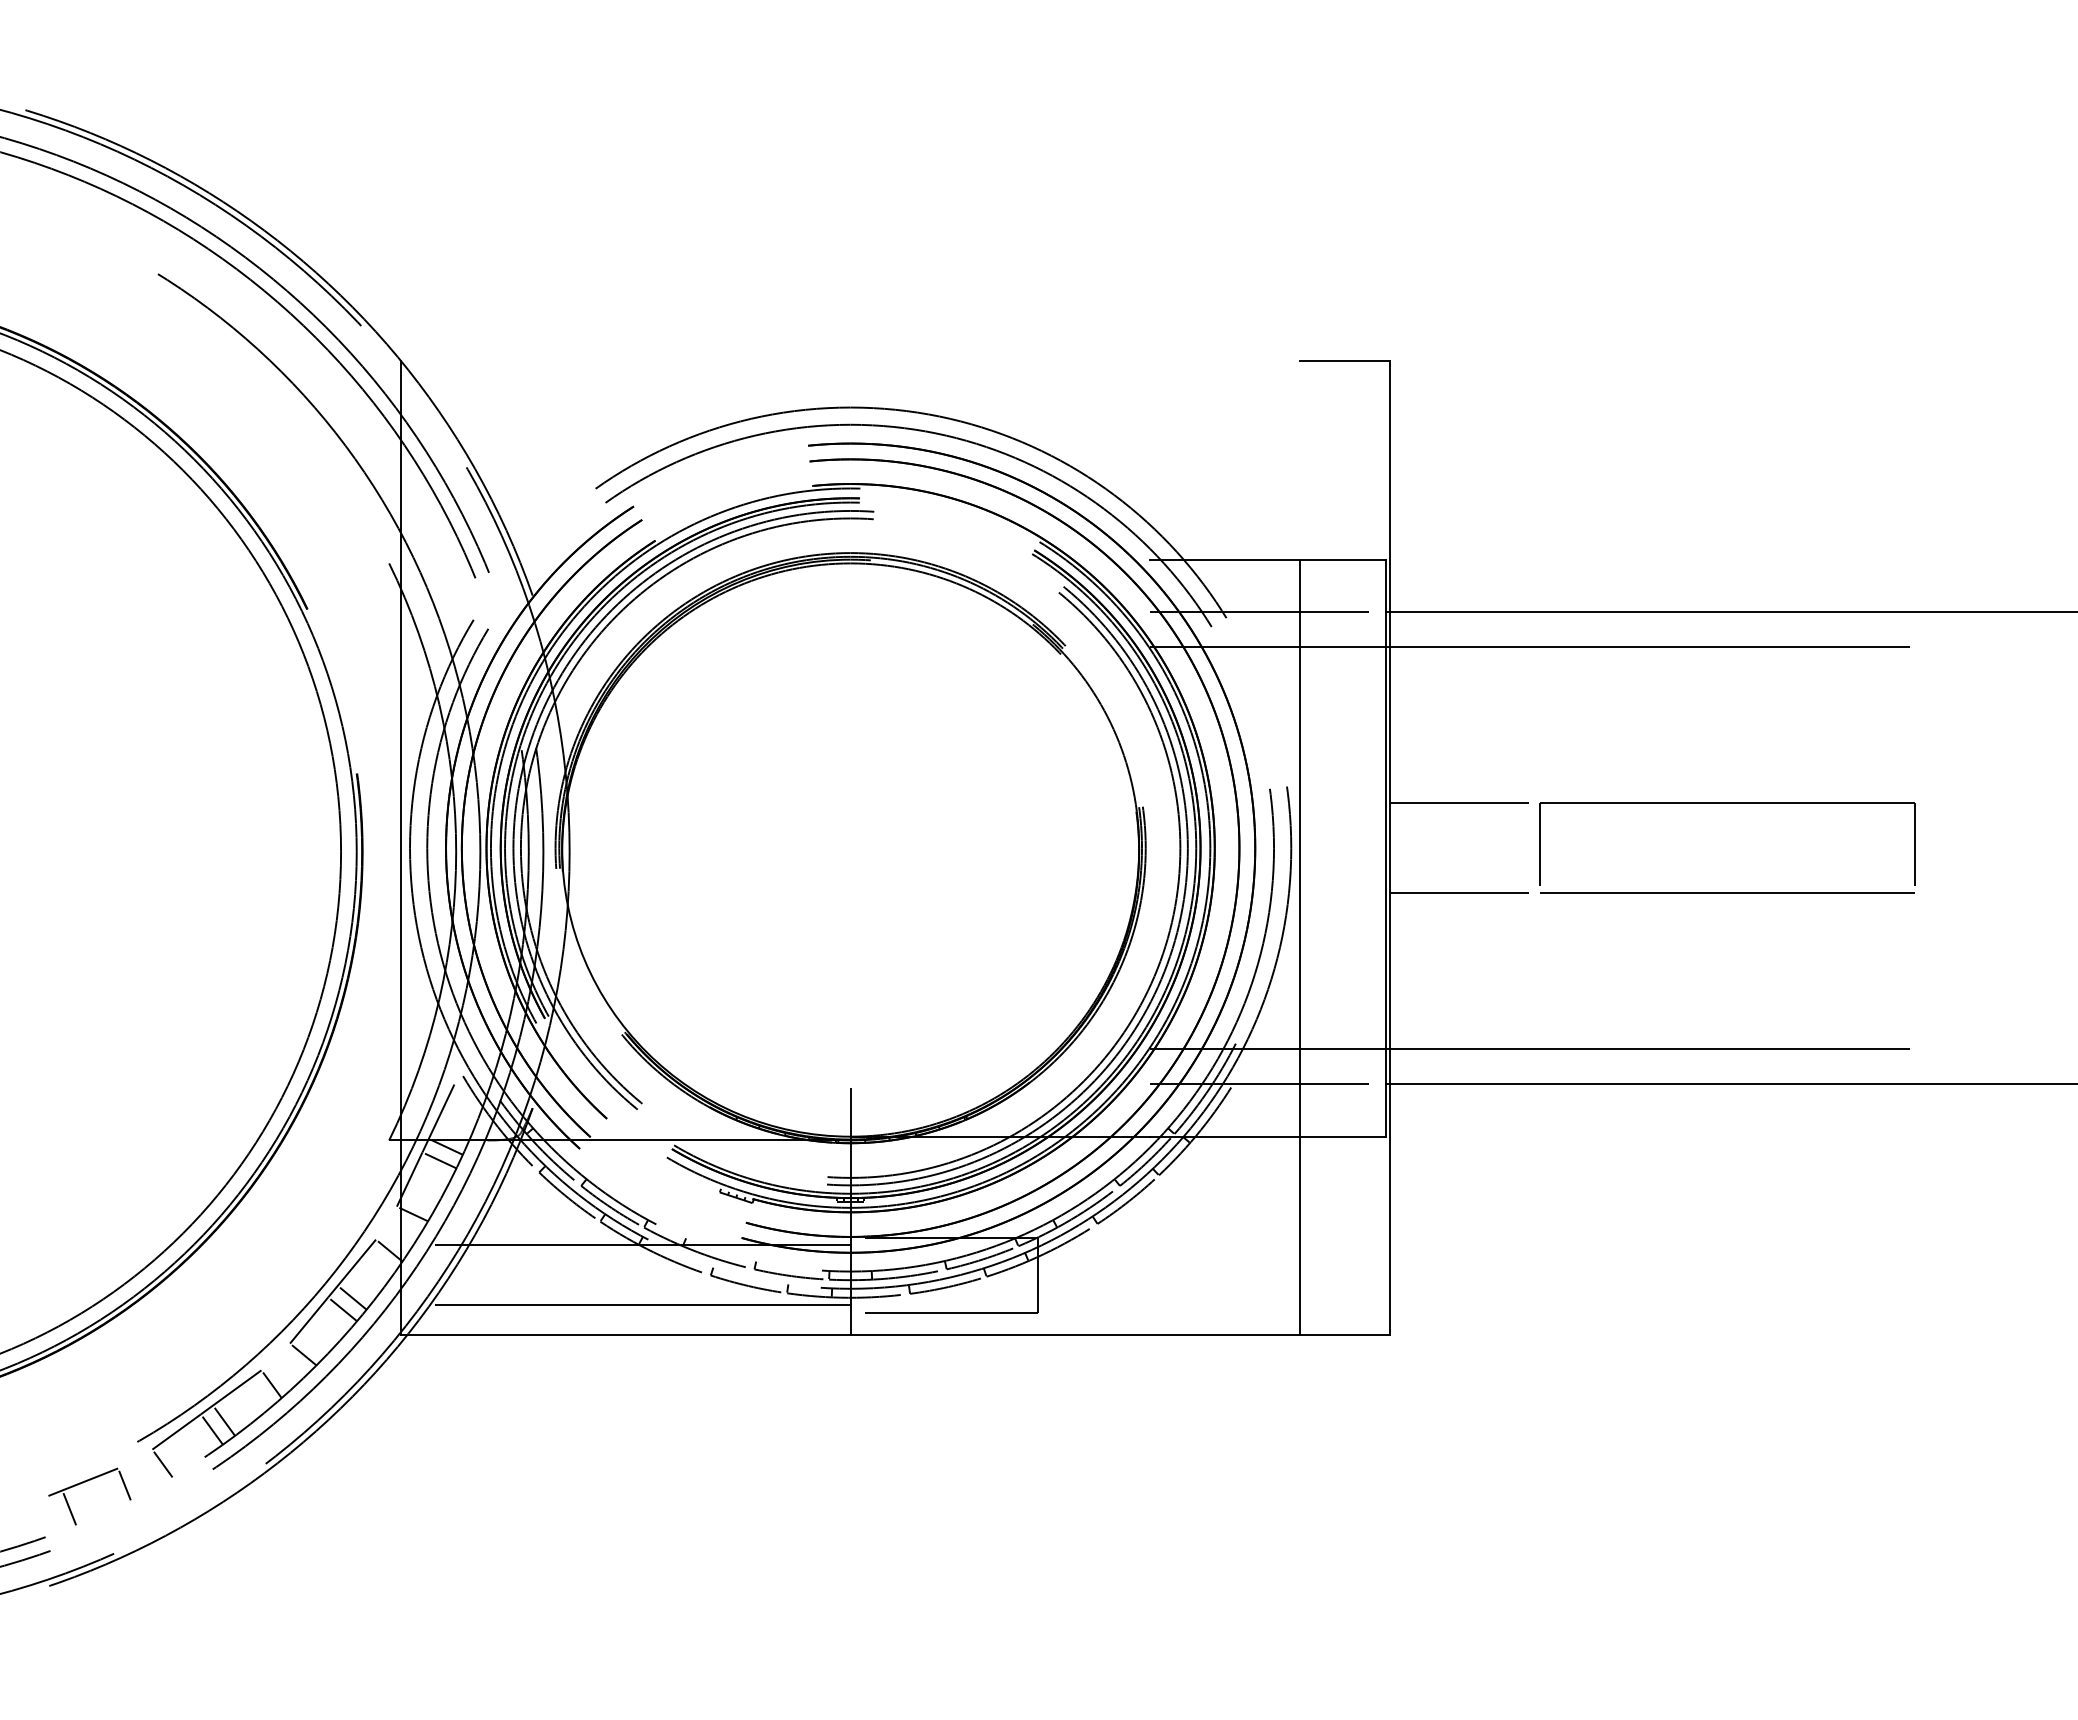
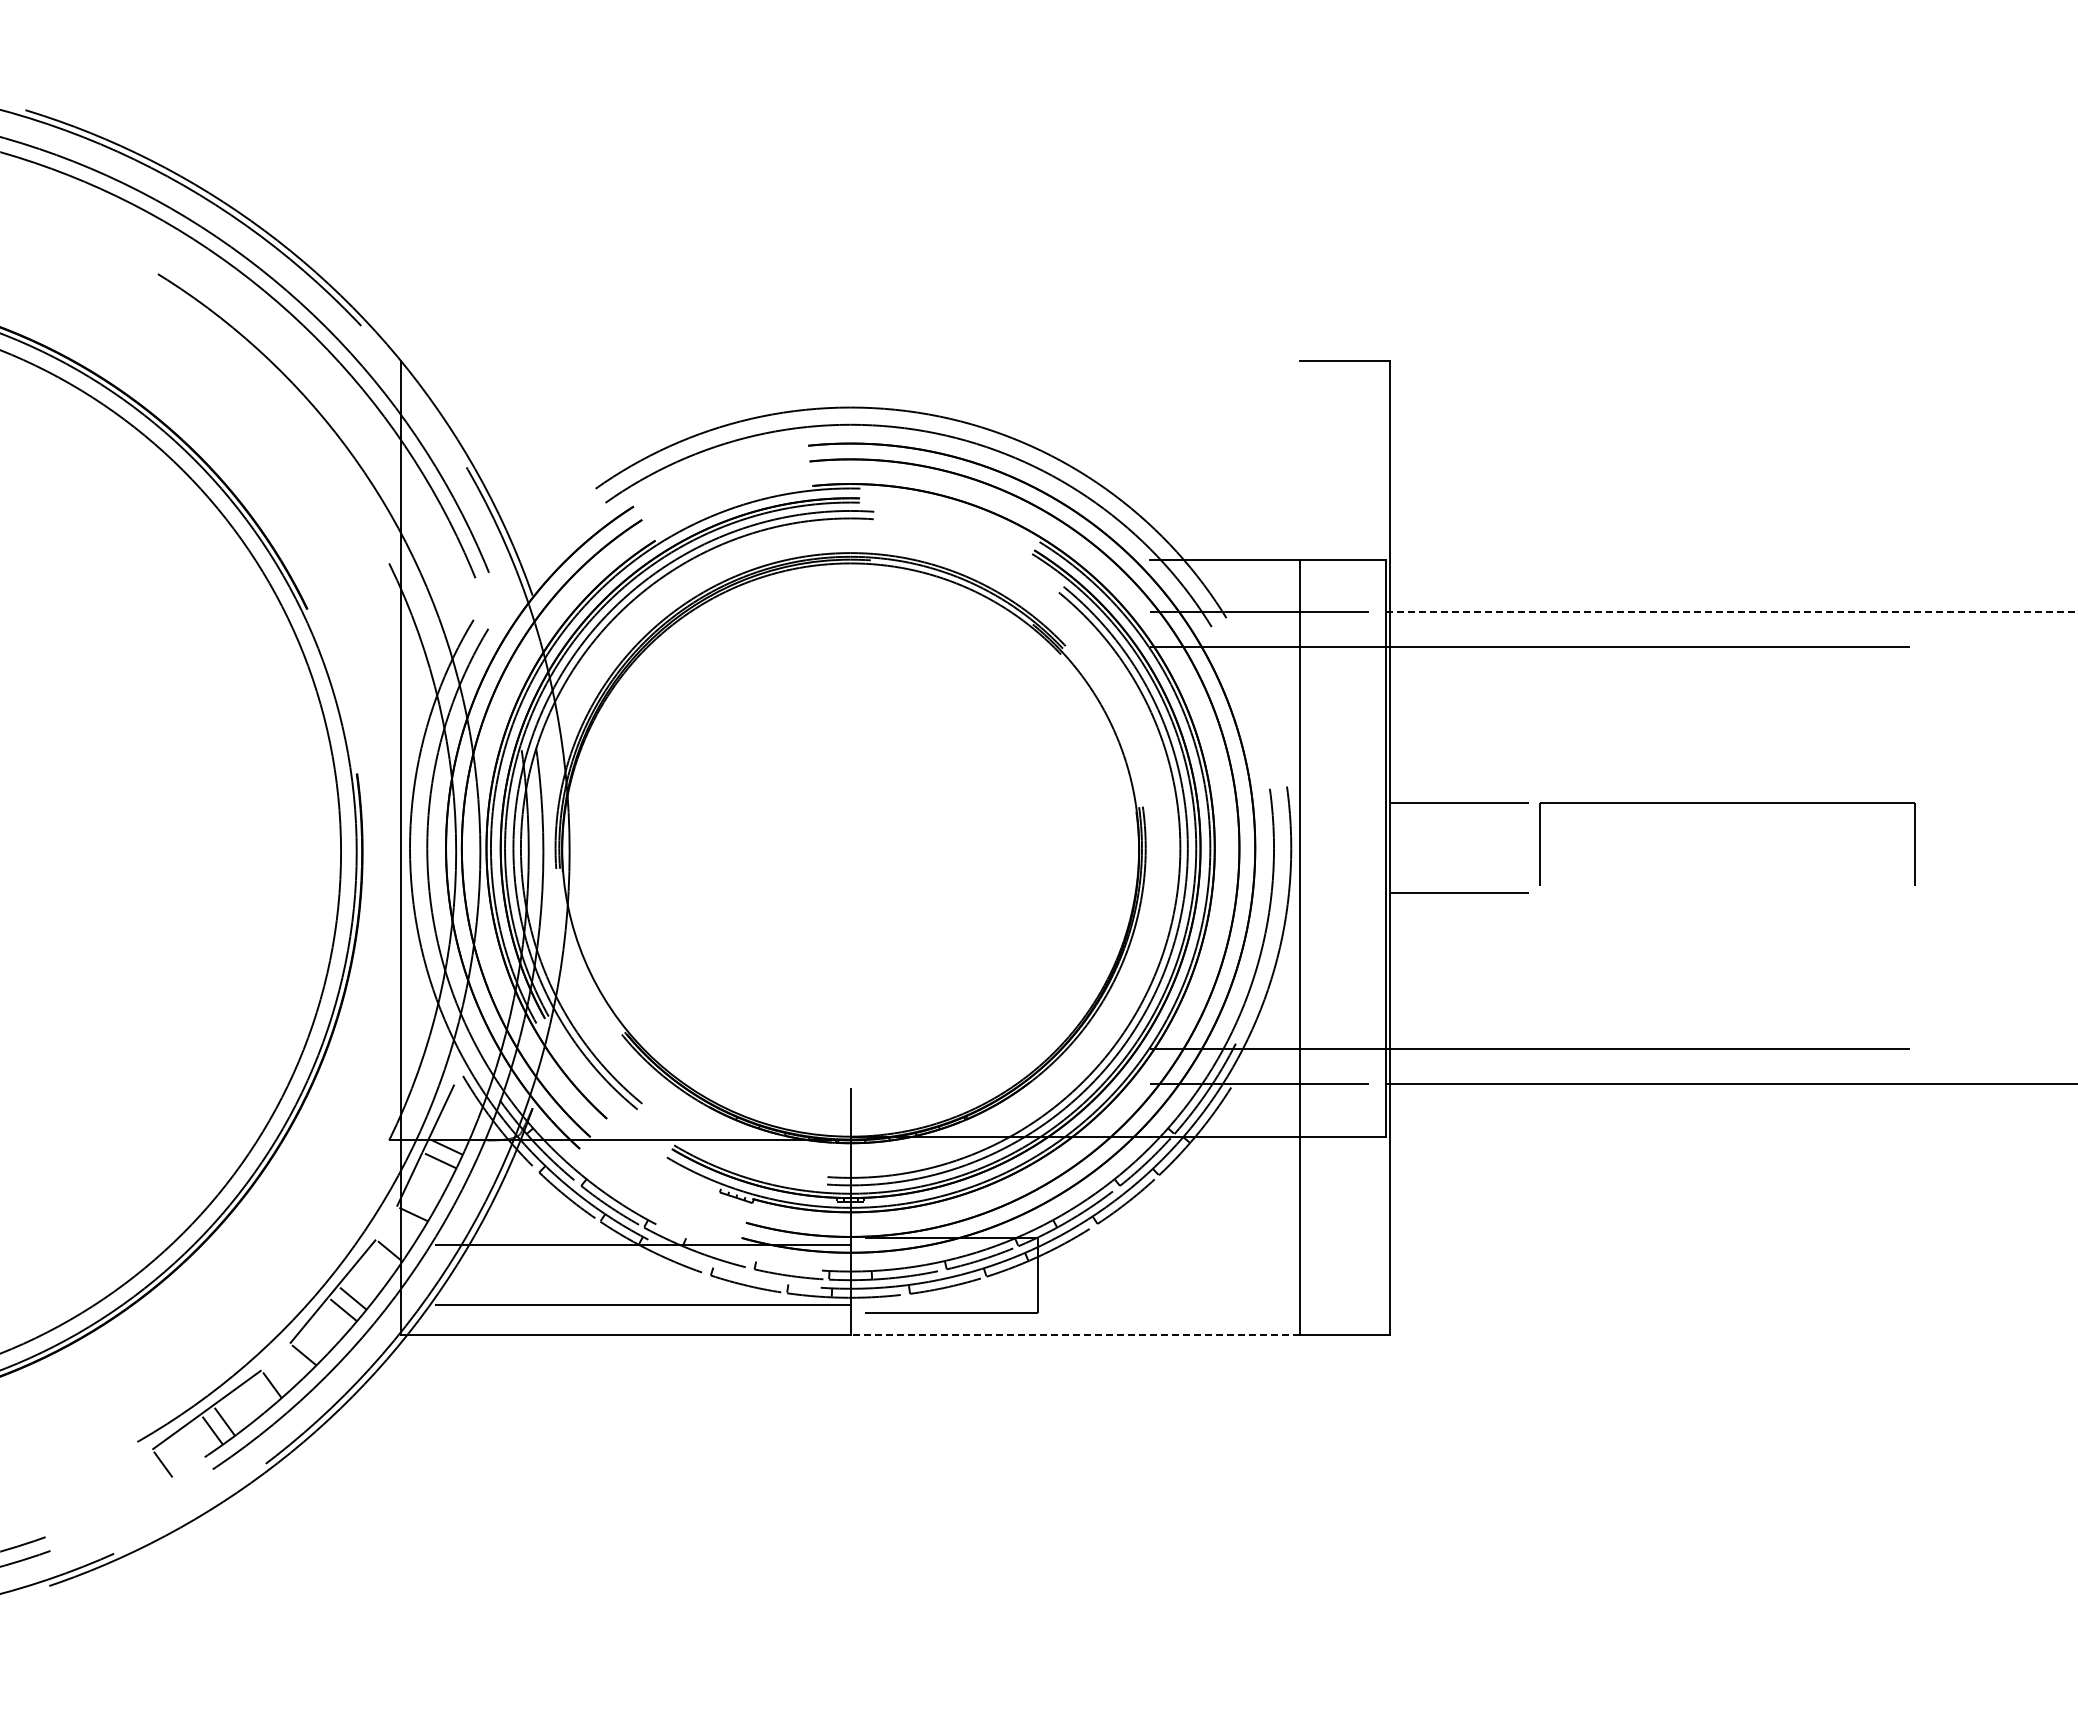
line: solid -> dashed (1732, 612)
line: present -> none (1727, 893)
line: solid -> dashed (1075, 1335)
part: present -> none (83, 1483)
